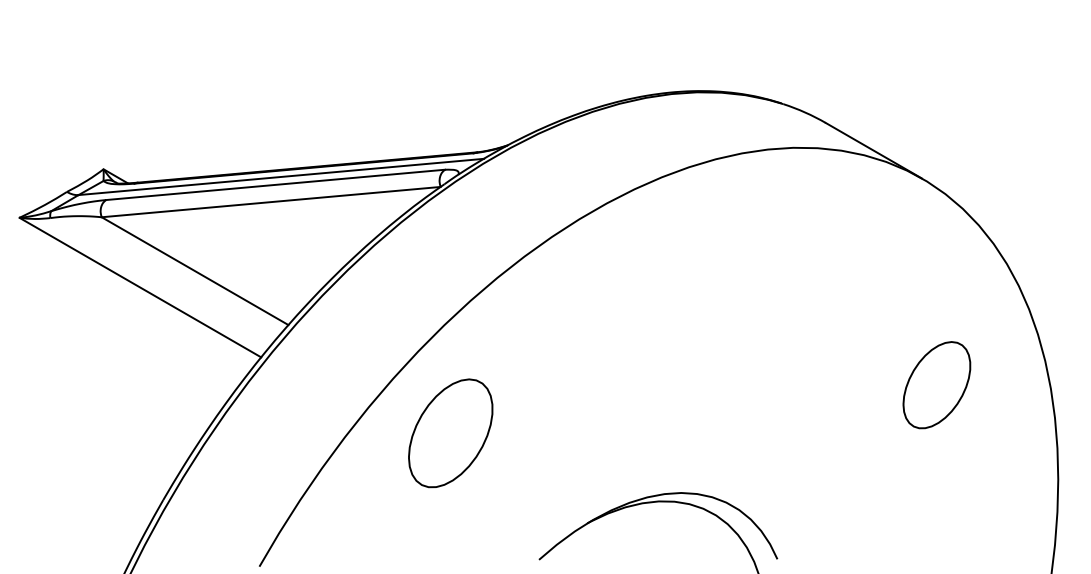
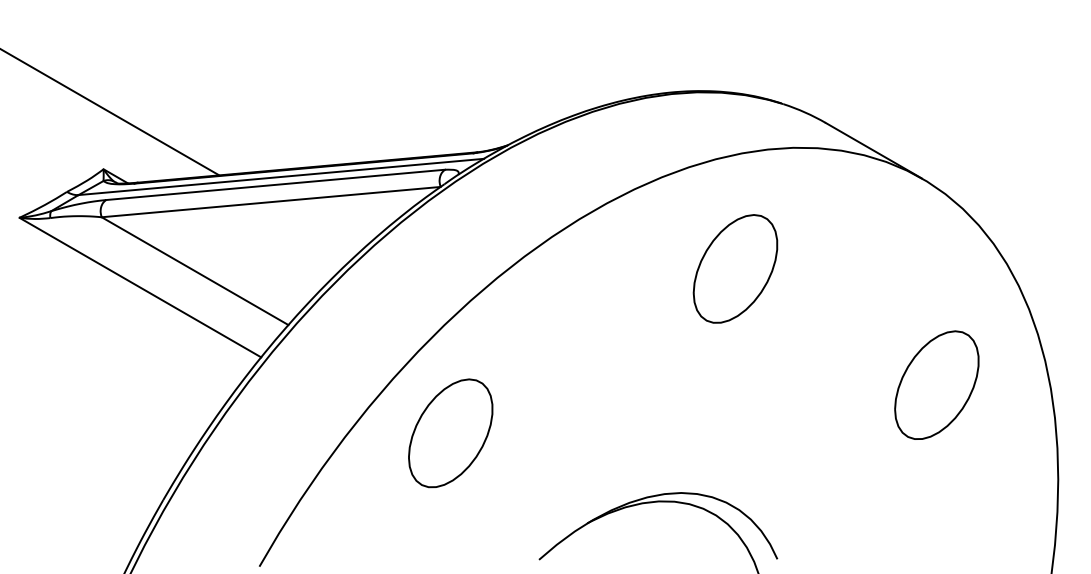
line: none -> present (110, 112)
part: none -> present (735, 268)
part size: 70x89 px -> 86x110 px (936, 384)
